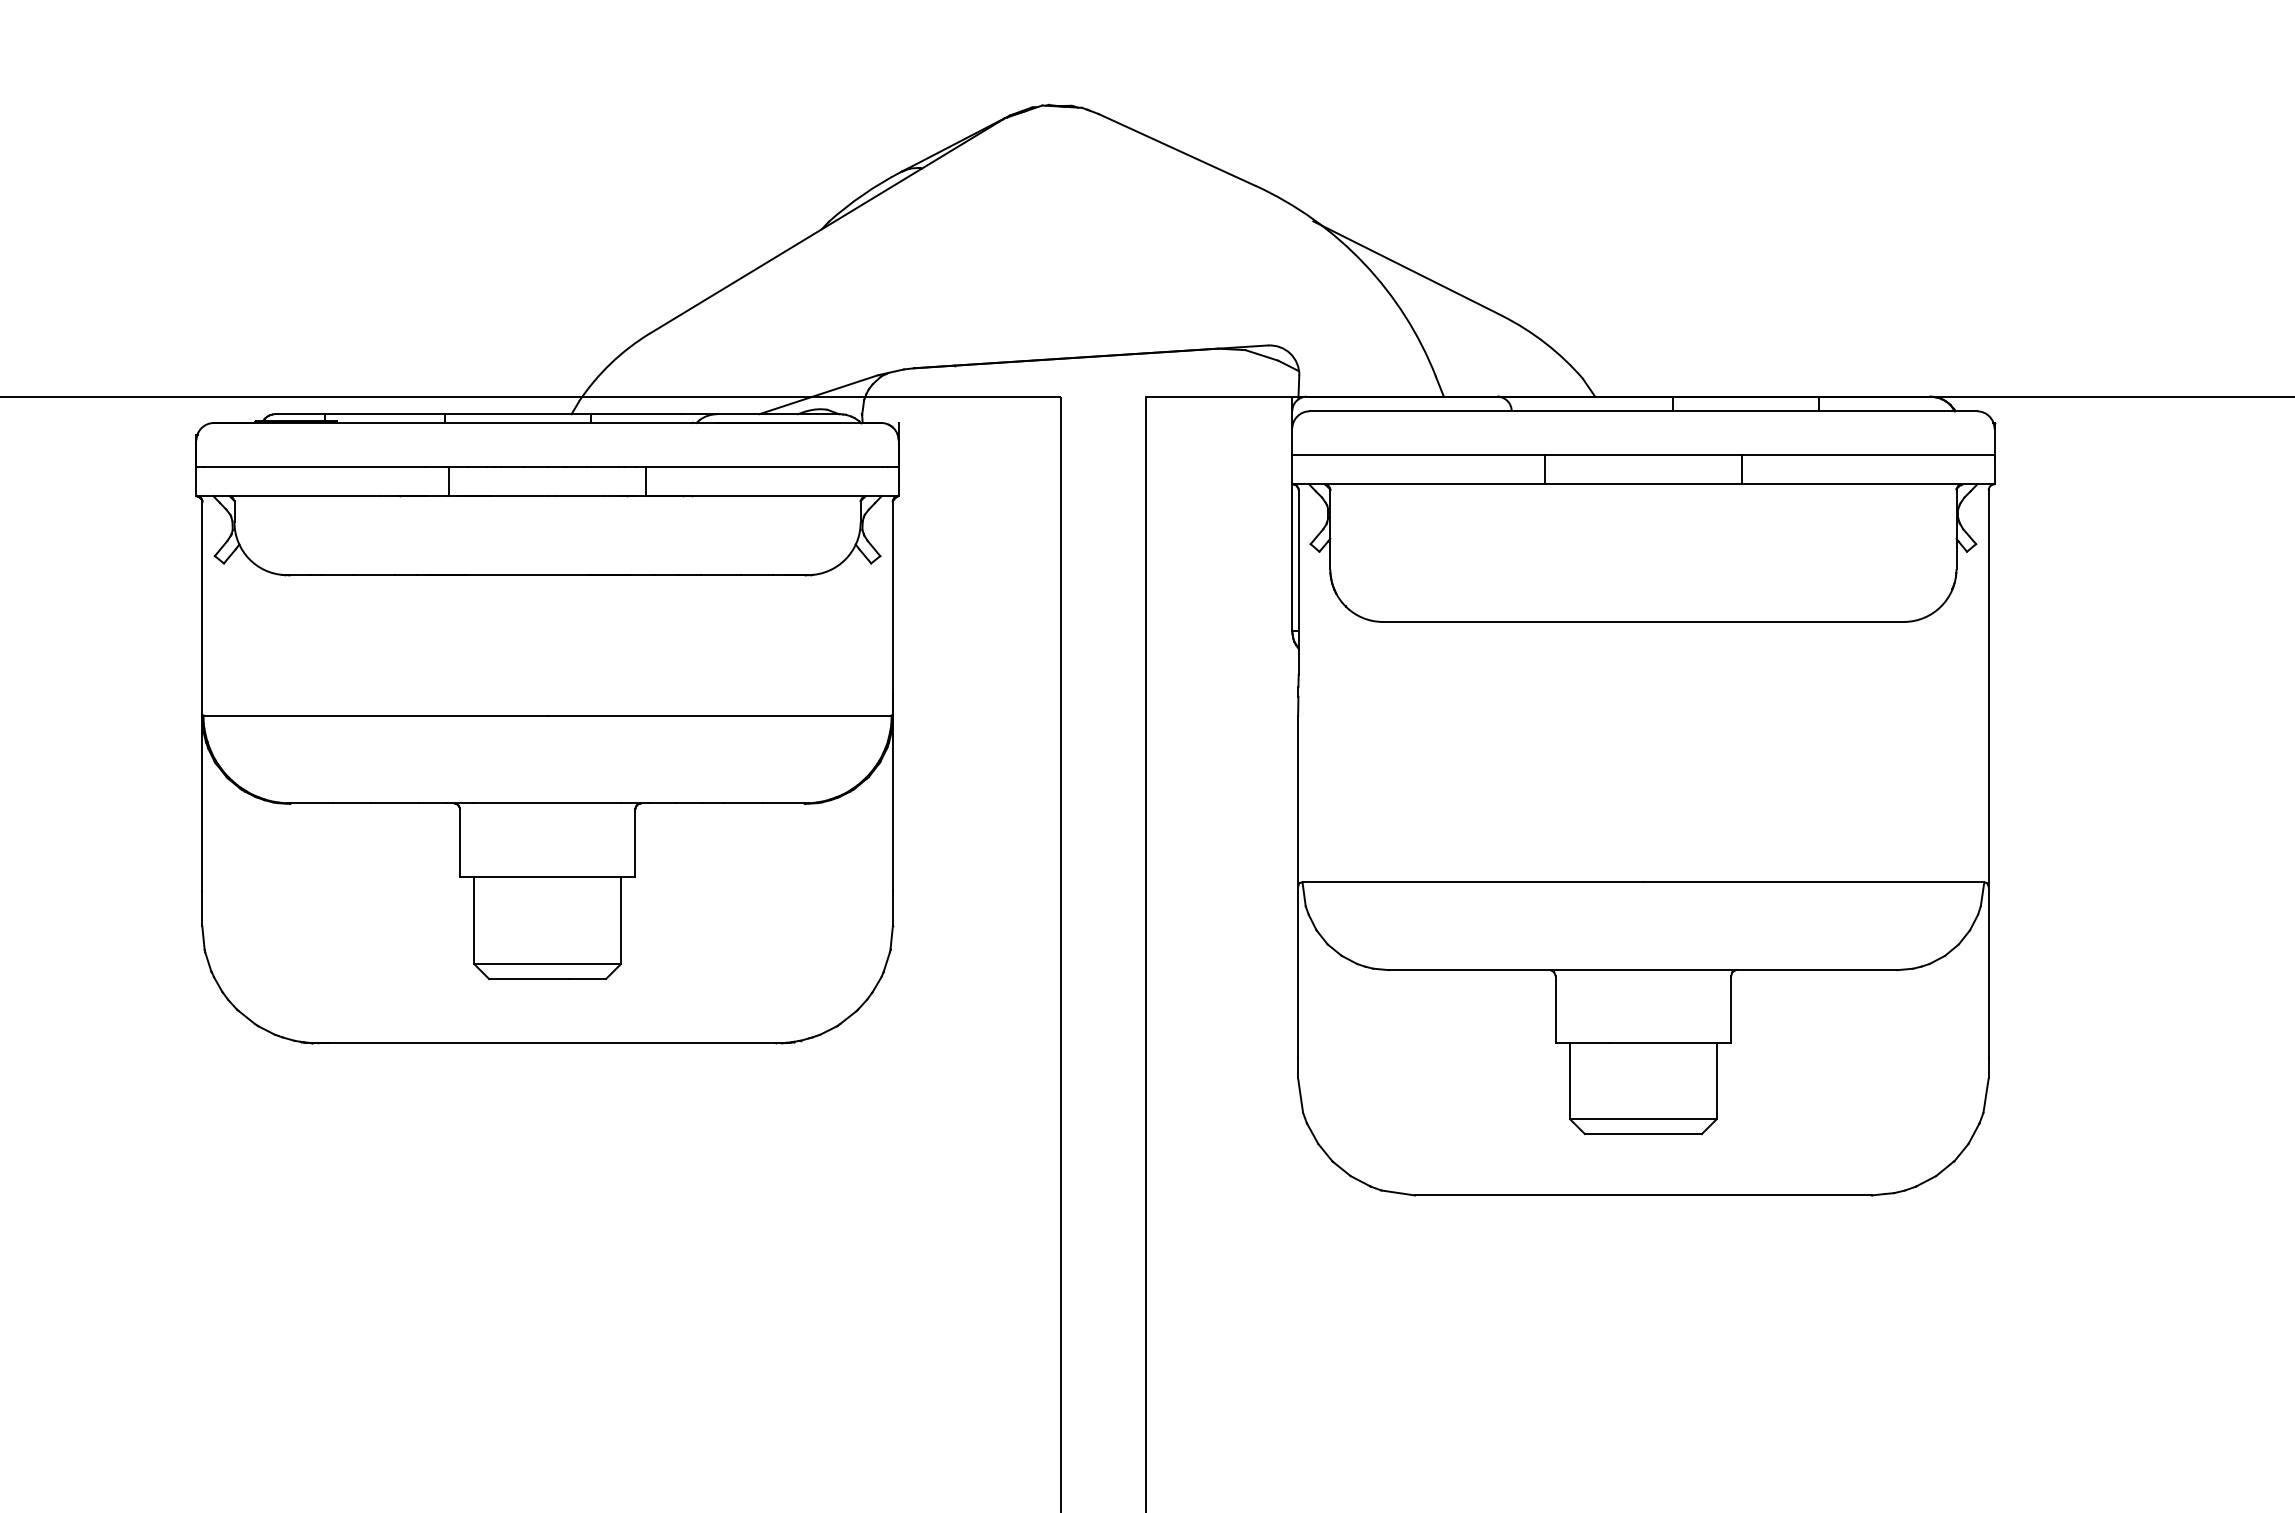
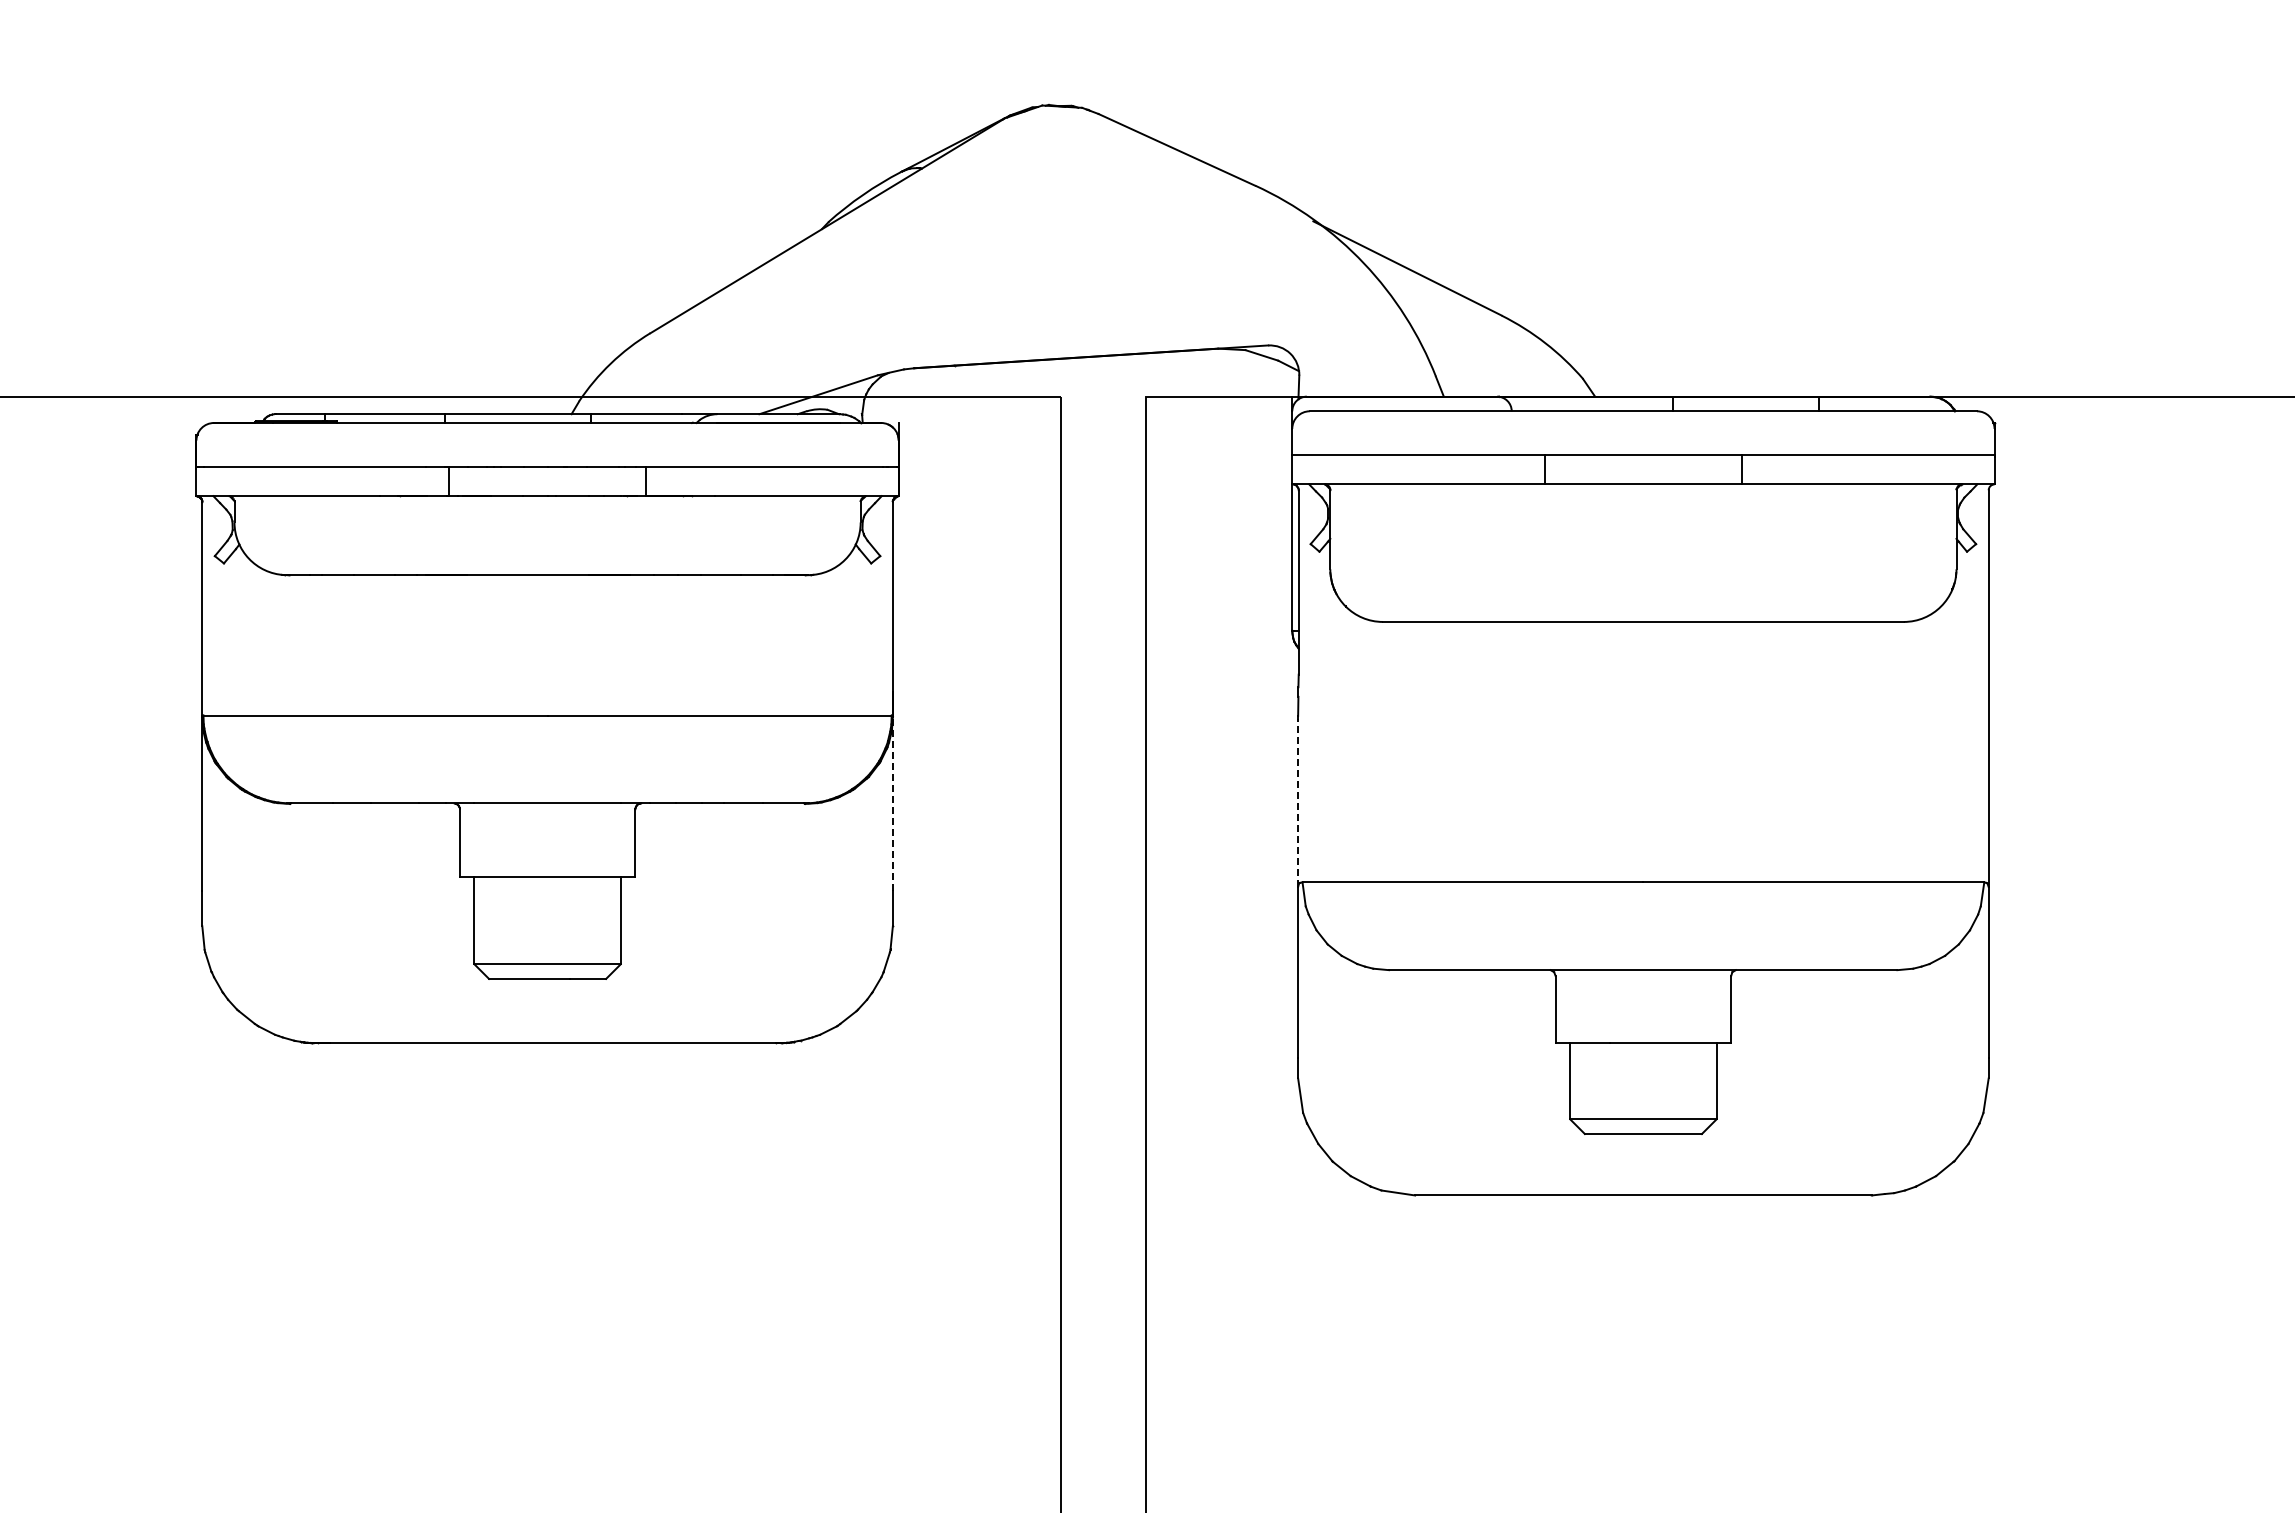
line: solid -> dashed (892, 803)
line: solid -> dashed (1298, 803)
